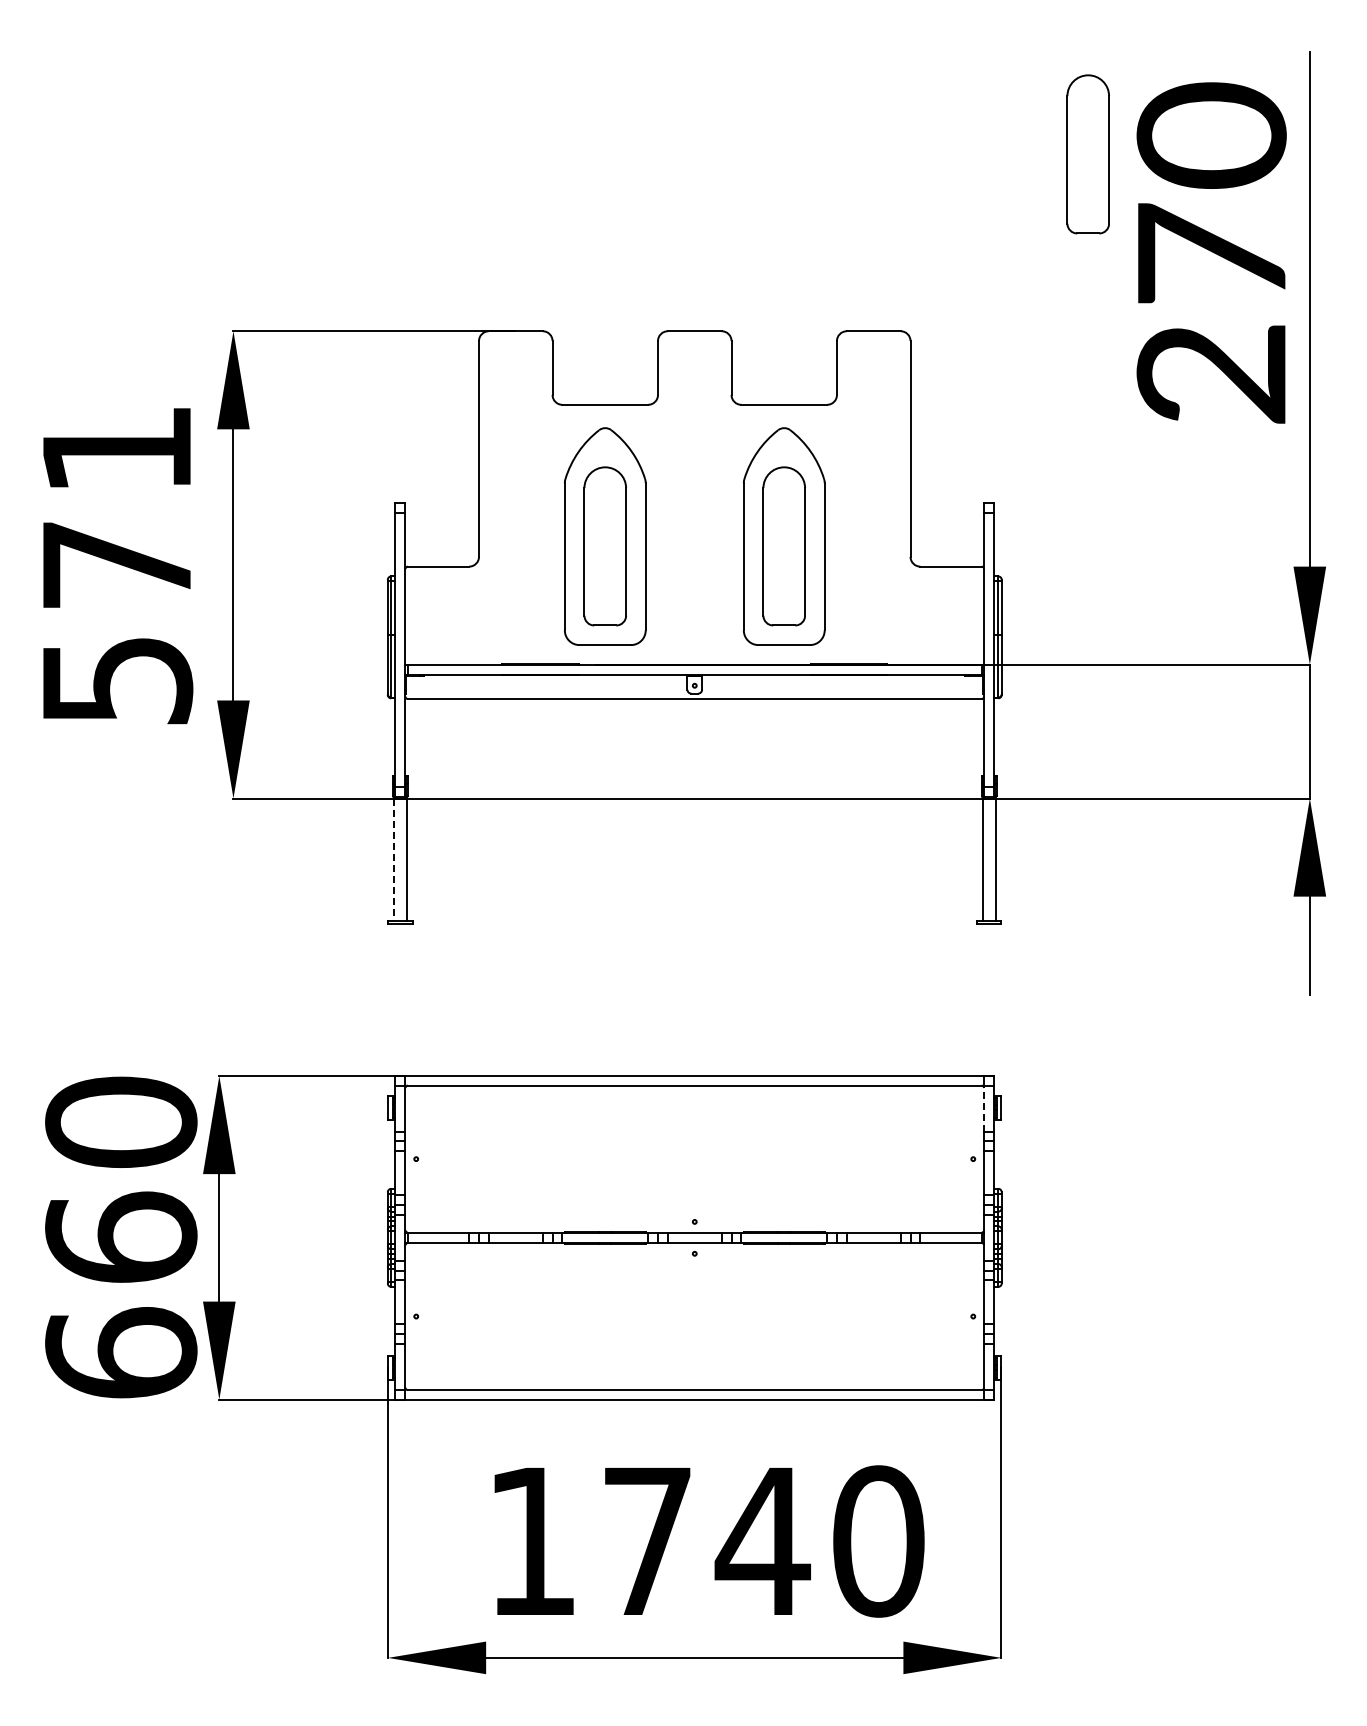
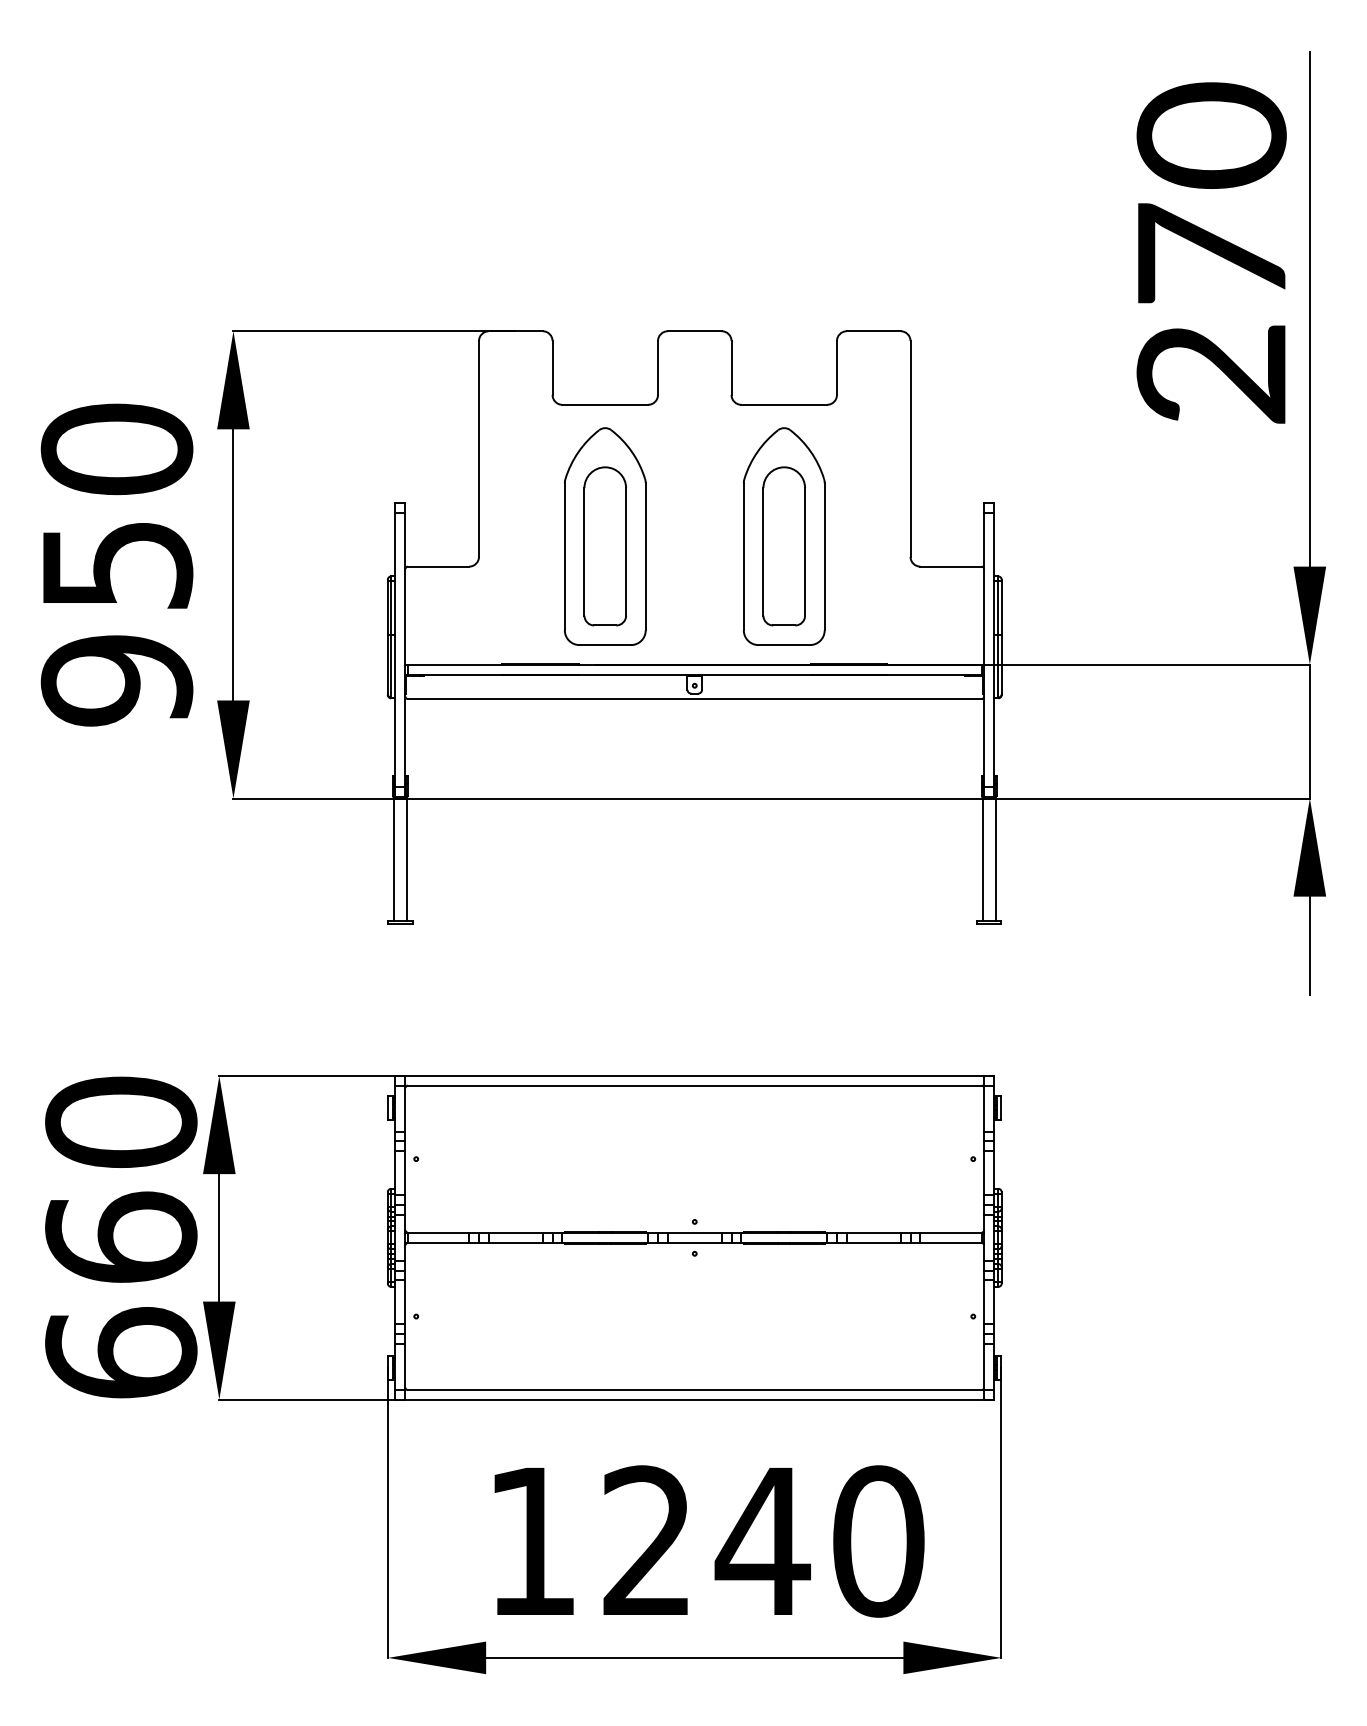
part: present -> none (1087, 154)
text: 571 -> 950 (116, 564)
line: dashed -> solid (393, 860)
line: dashed -> solid (984, 1108)
text: 1740 -> 1240 (646, 1539)
